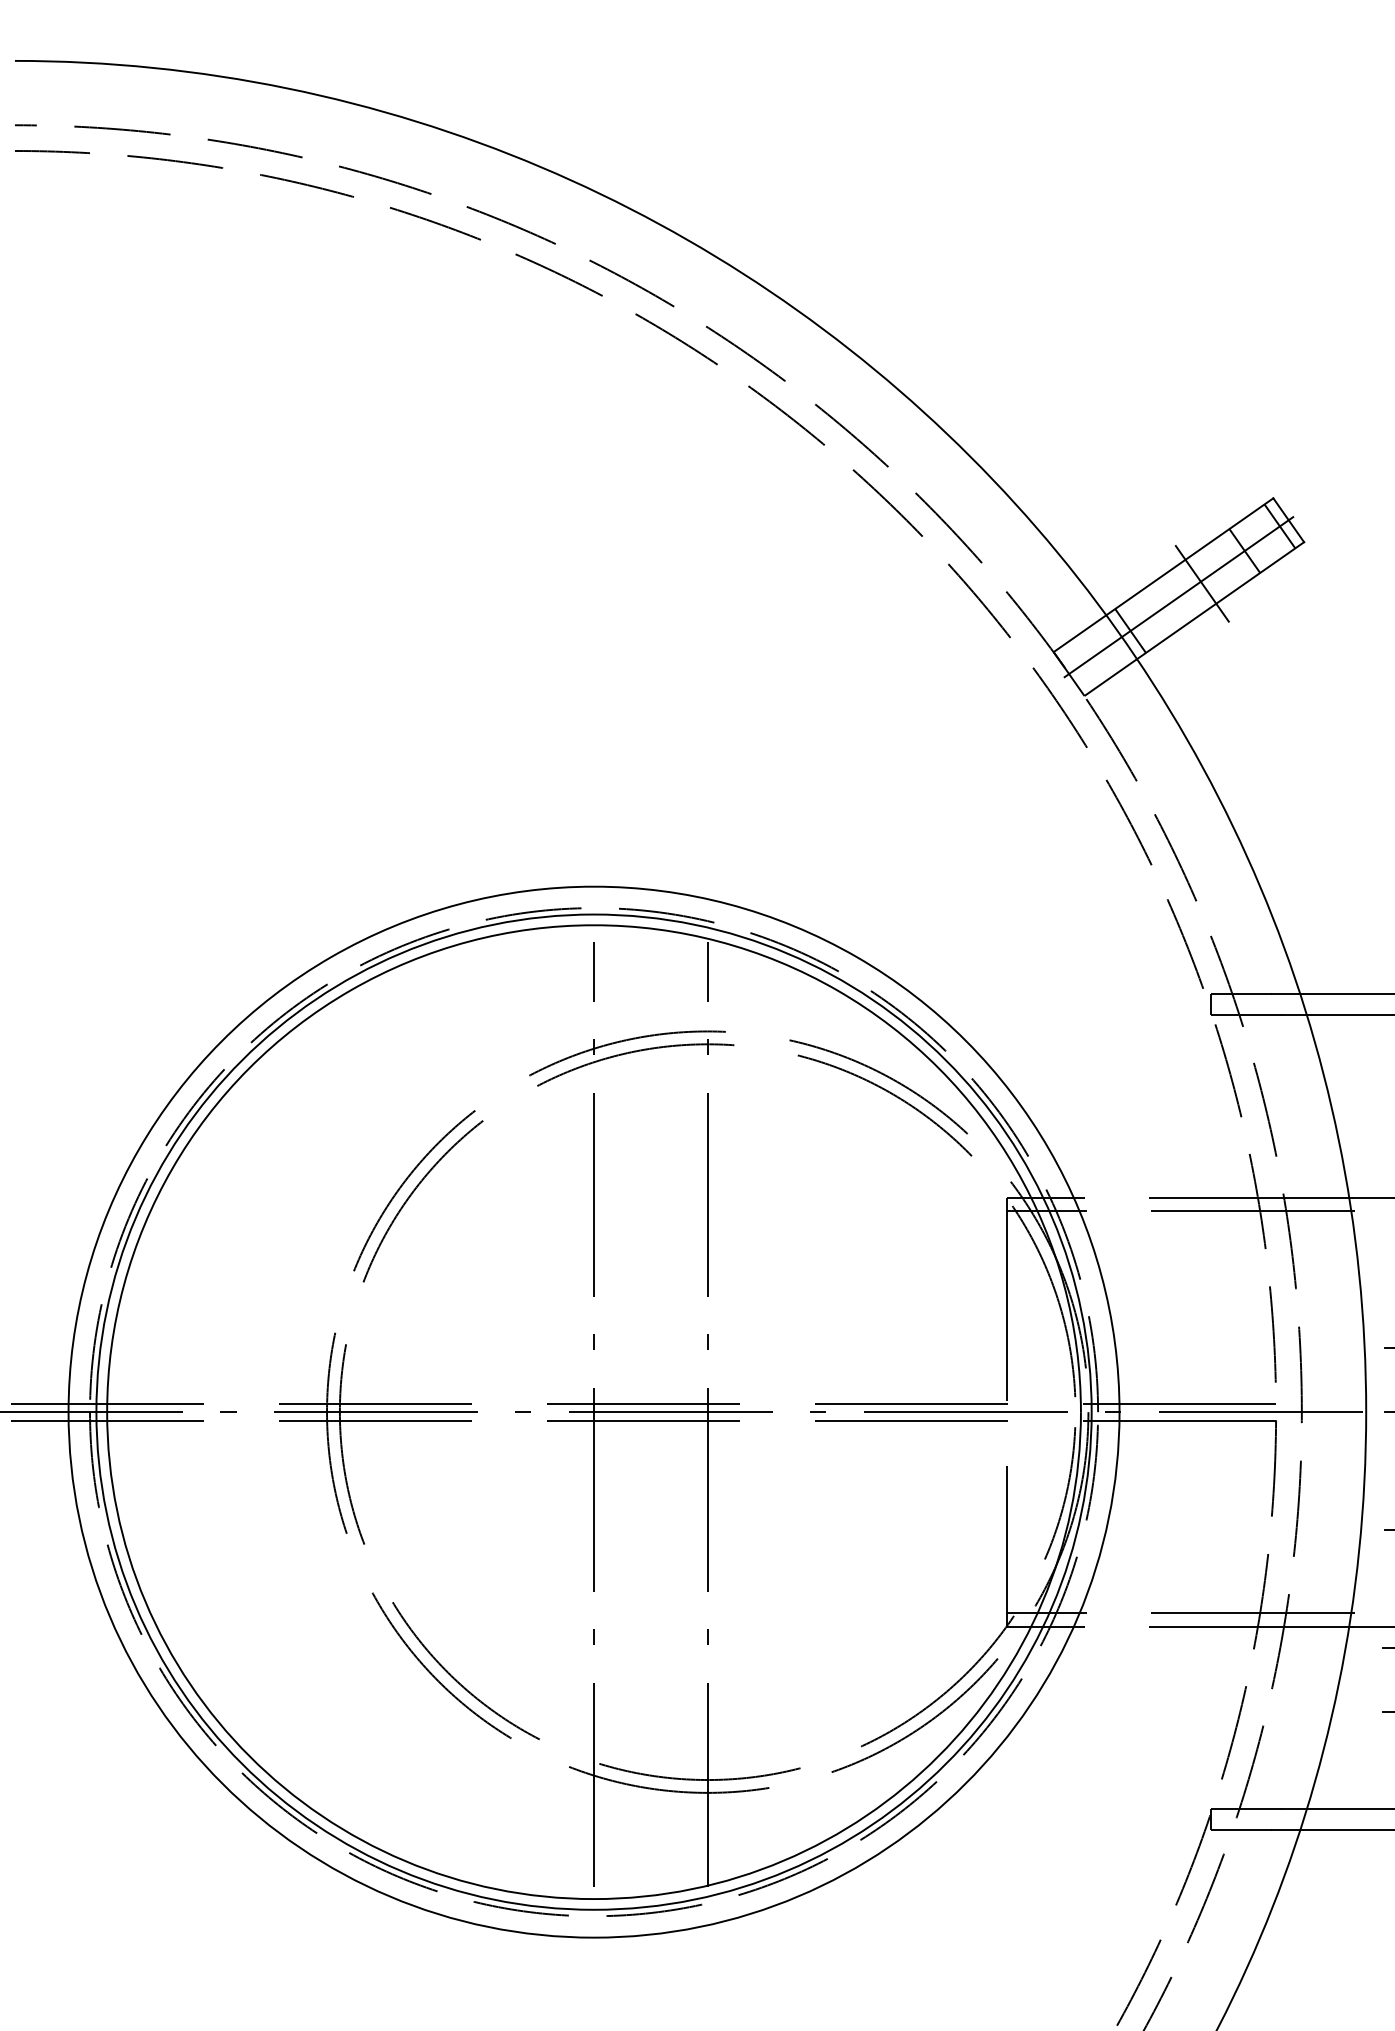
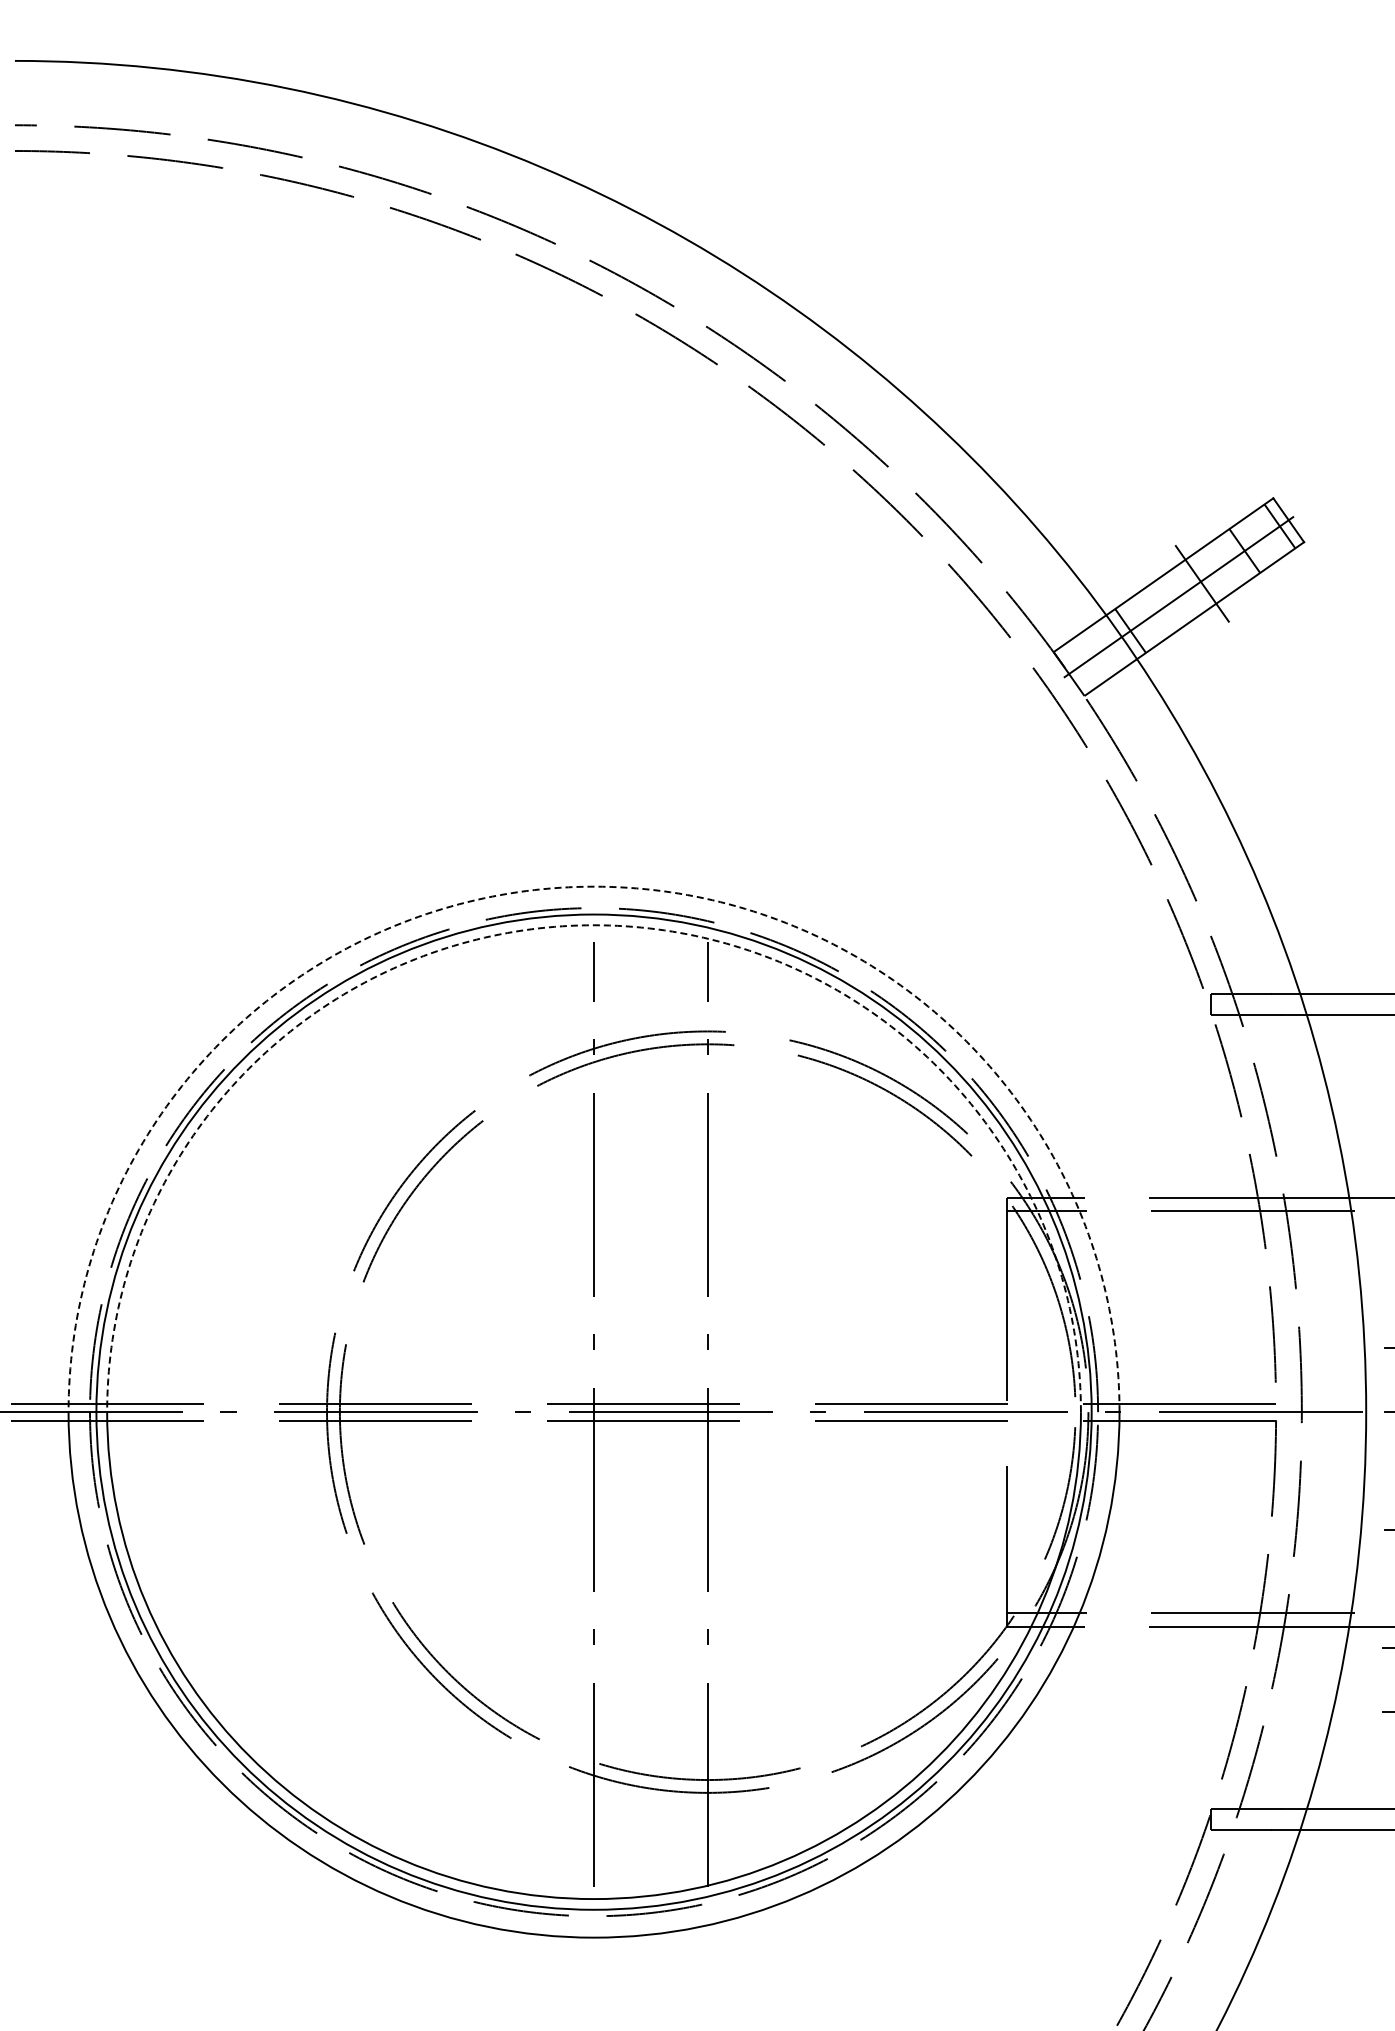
arc: solid -> dashed (594, 886)
arc: solid -> dashed (594, 925)
